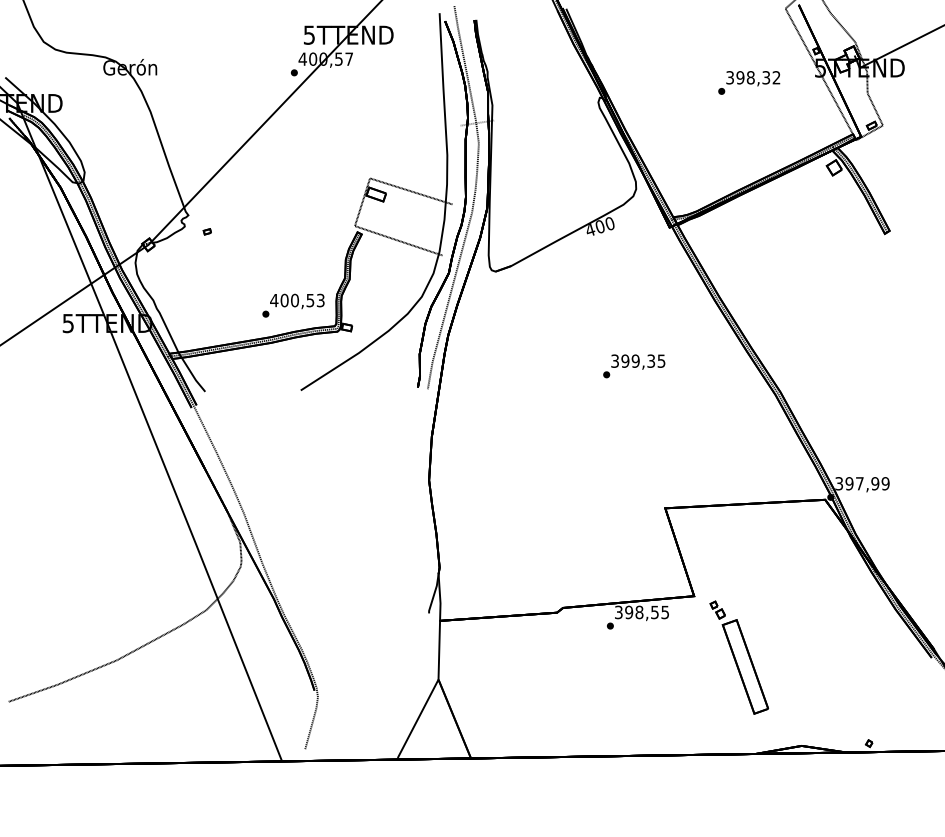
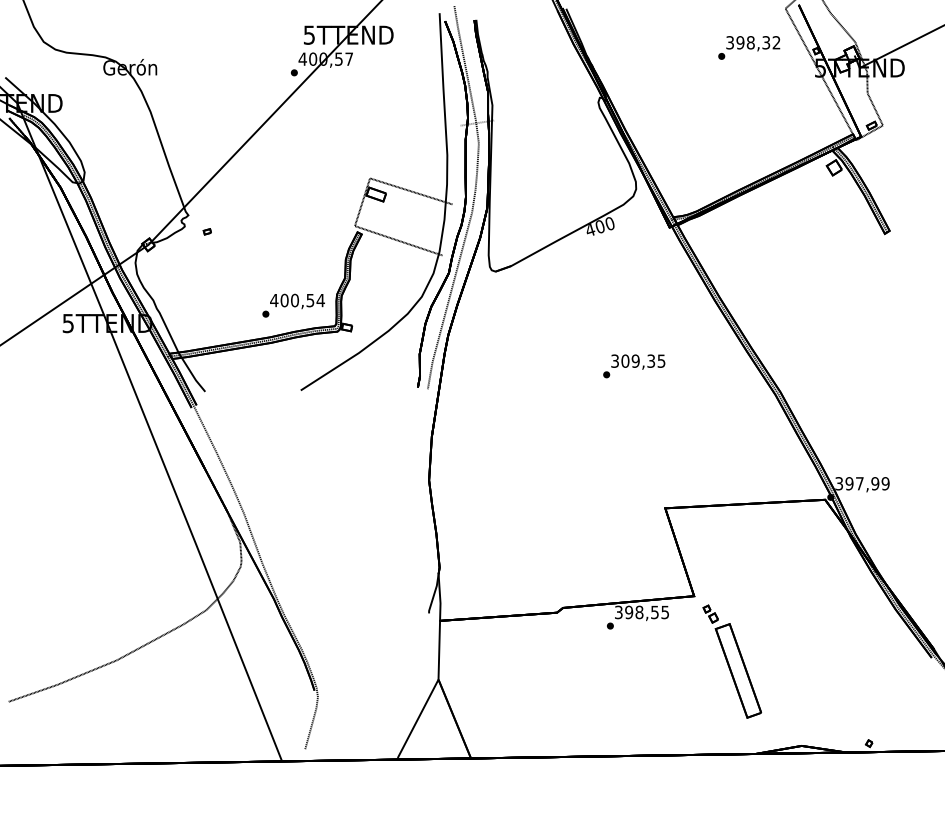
text position: (749, 82) -> (749, 47) (749, 47)
text: 400,53 -> 400,54 (320, 300)
text: 399,35 -> 309,35 (625, 360)
part position: (738, 657) -> (731, 661) (731, 661)
